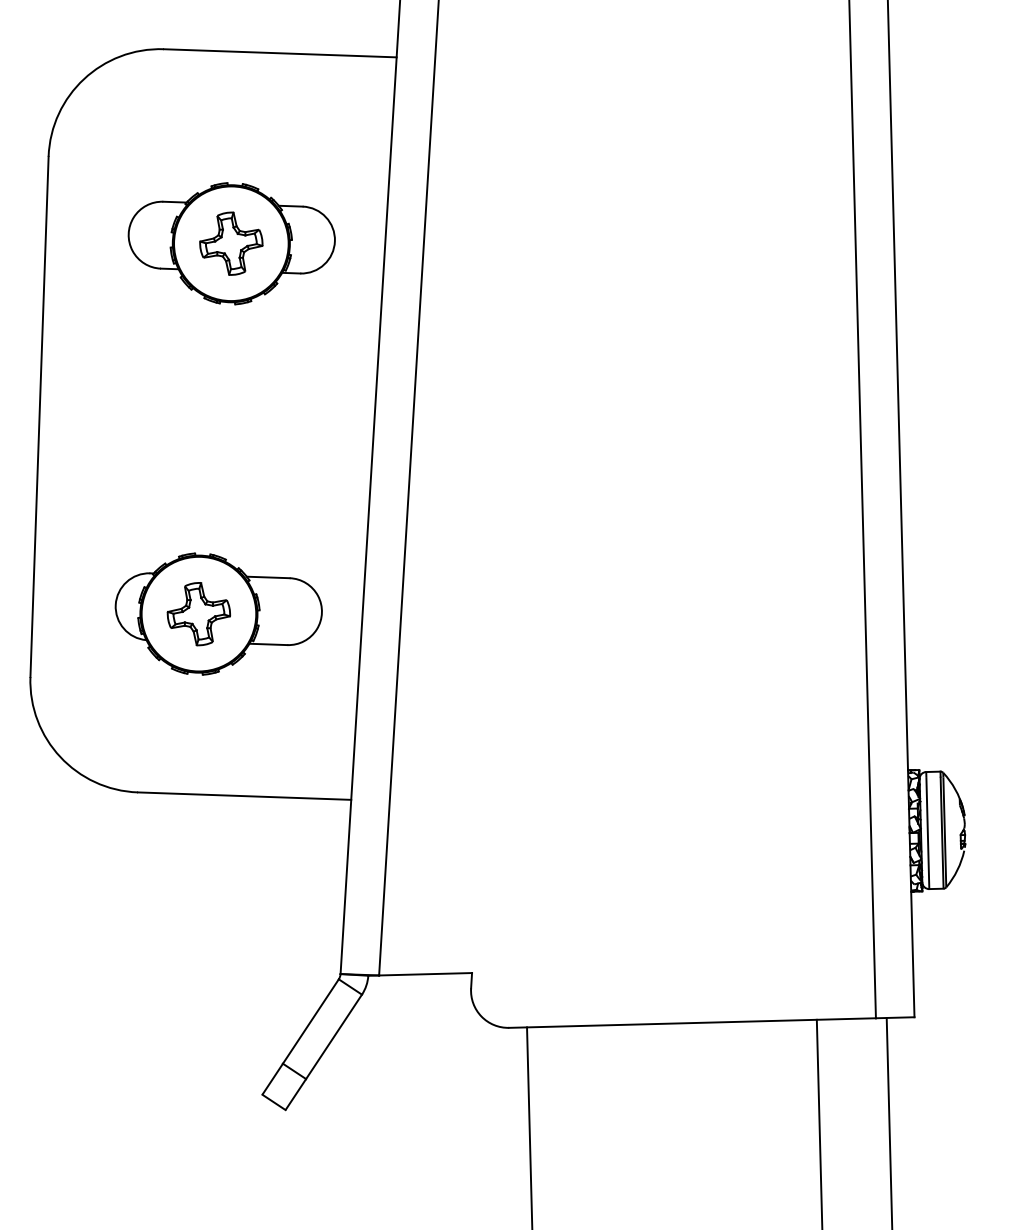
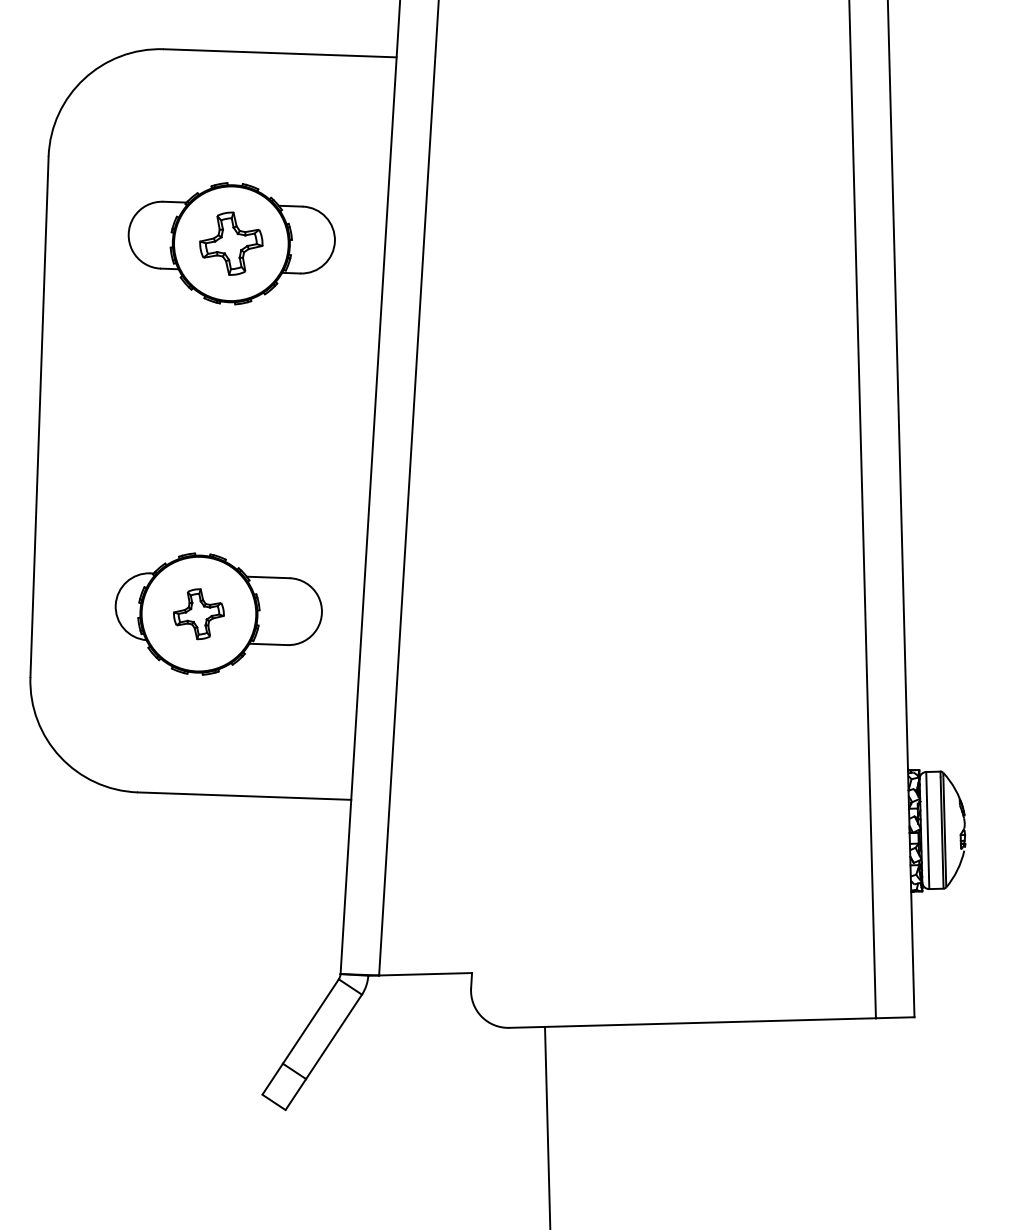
part size: 66x65 px -> 52x53 px (198, 614)
line: present -> none (889, 1121)
line: present -> none (819, 1122)
line position: (529, 1126) -> (547, 1126) (547, 1126)
